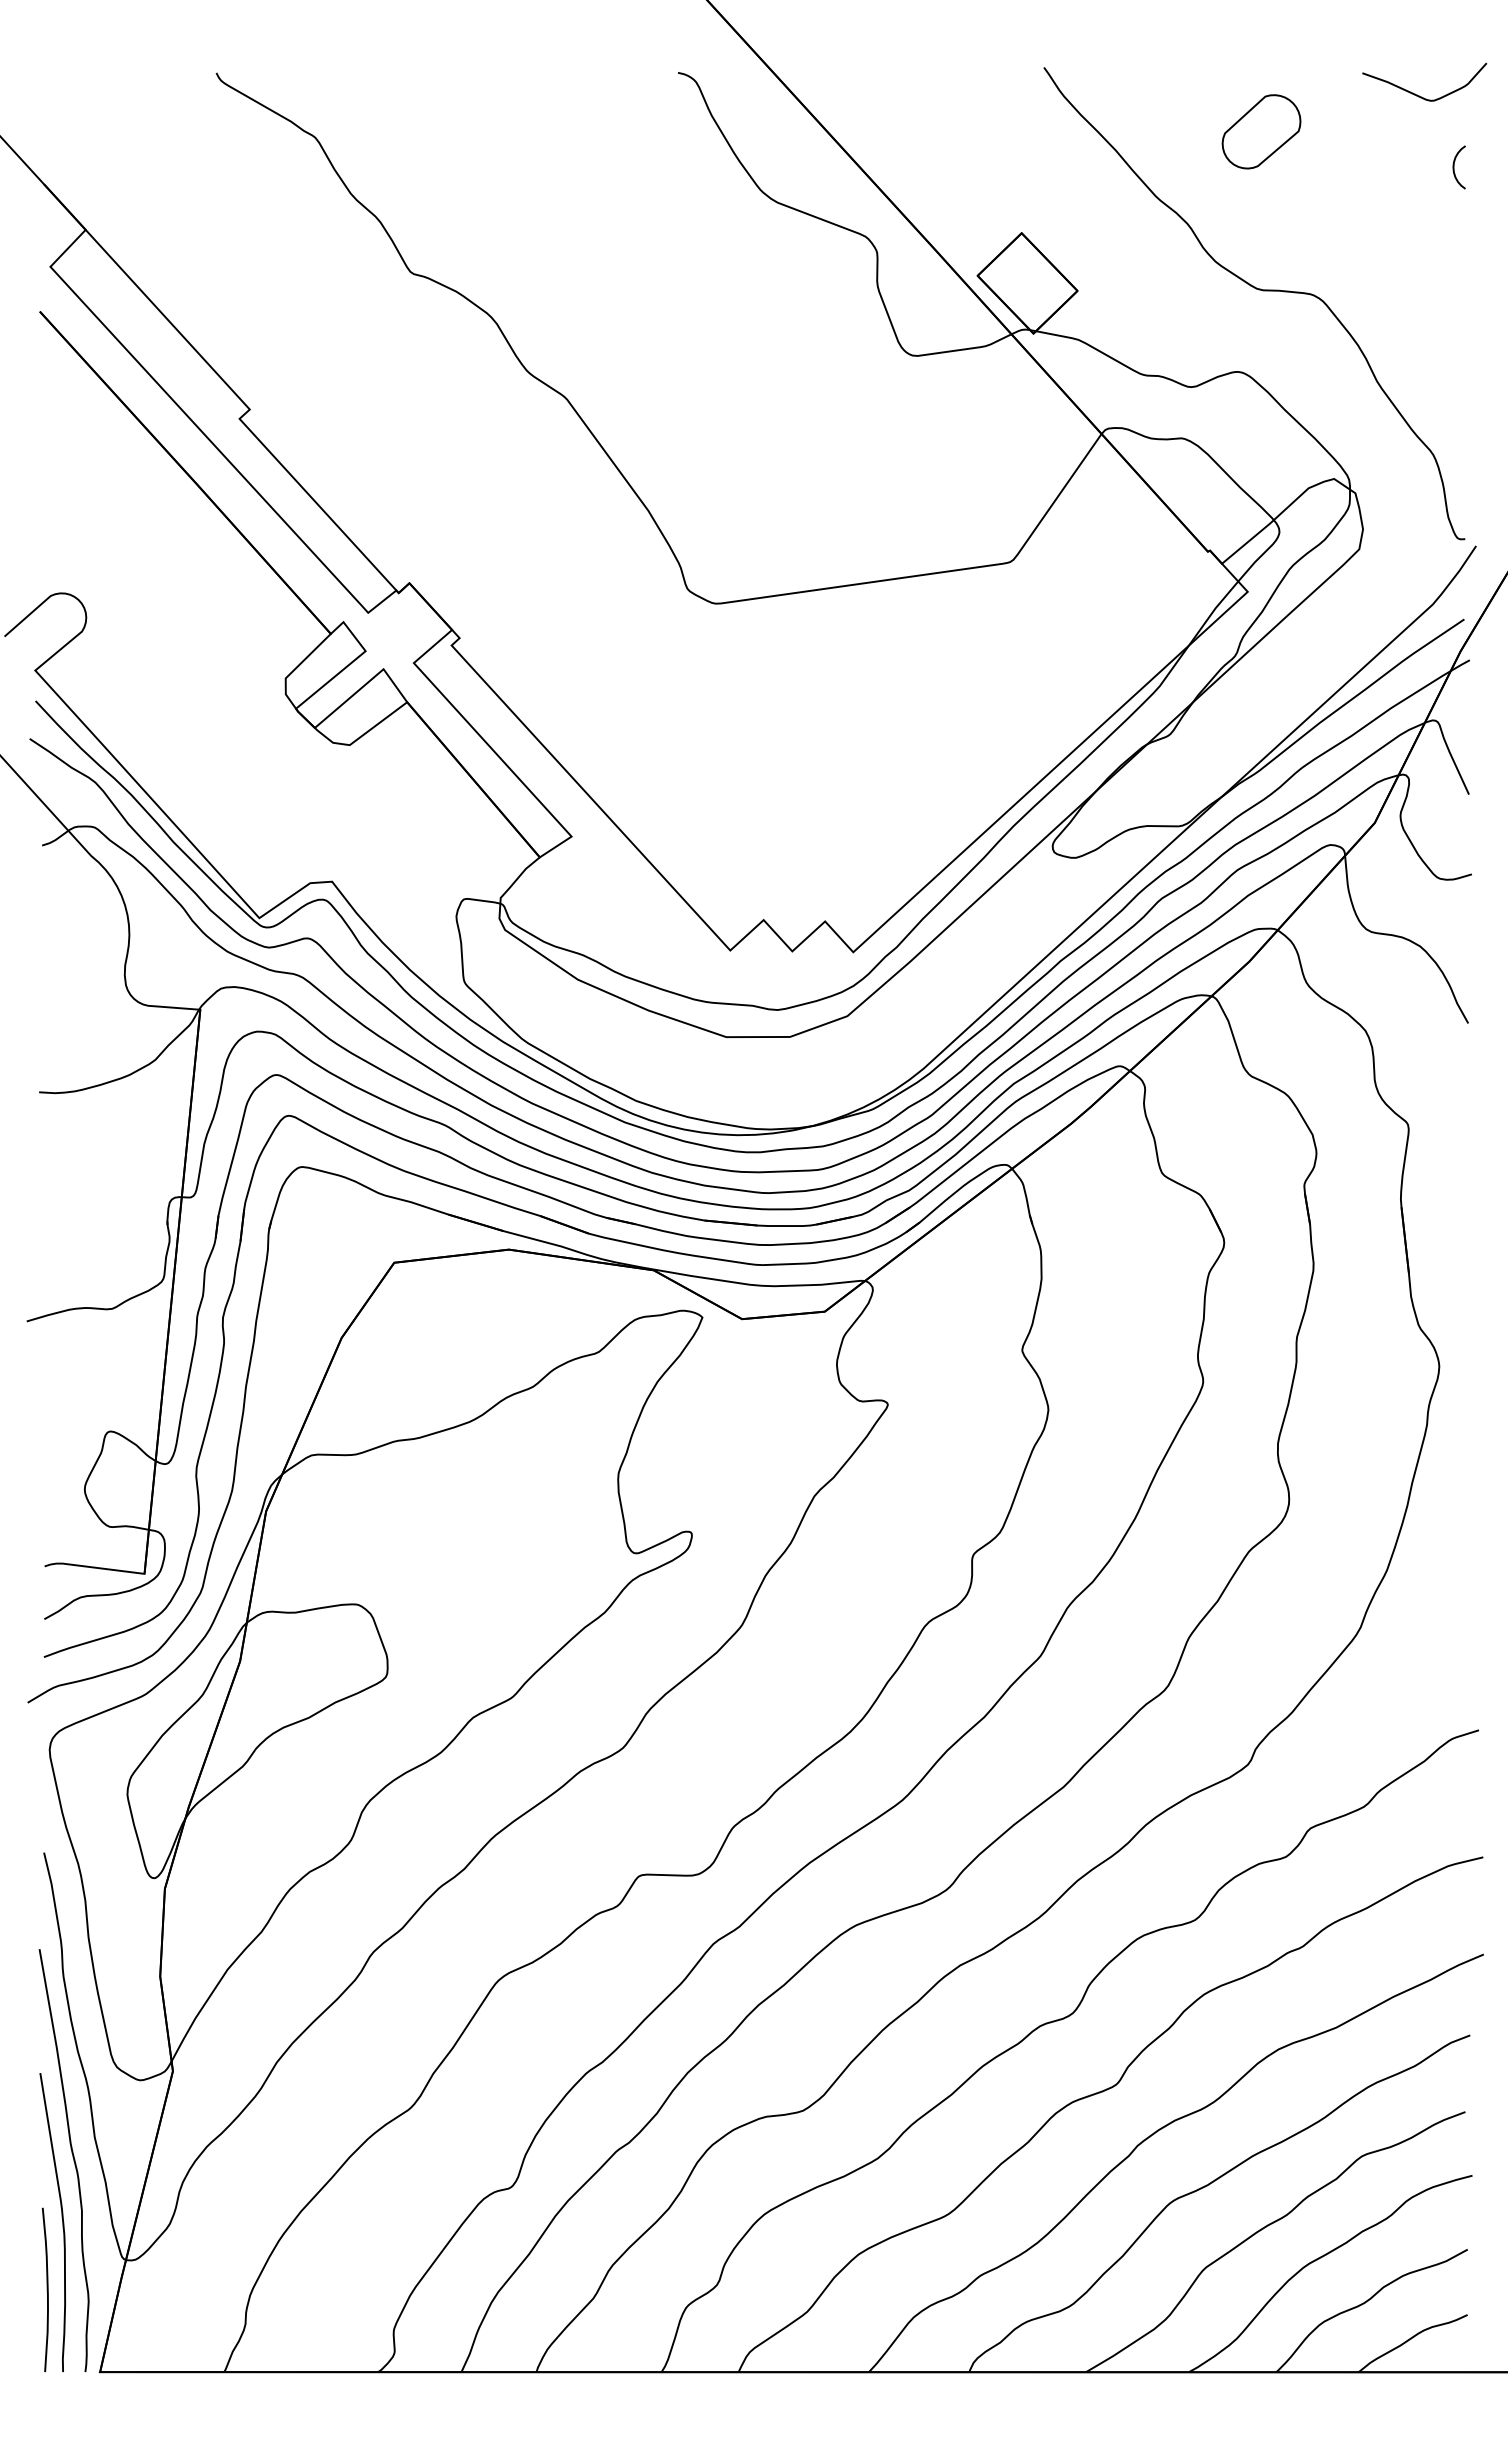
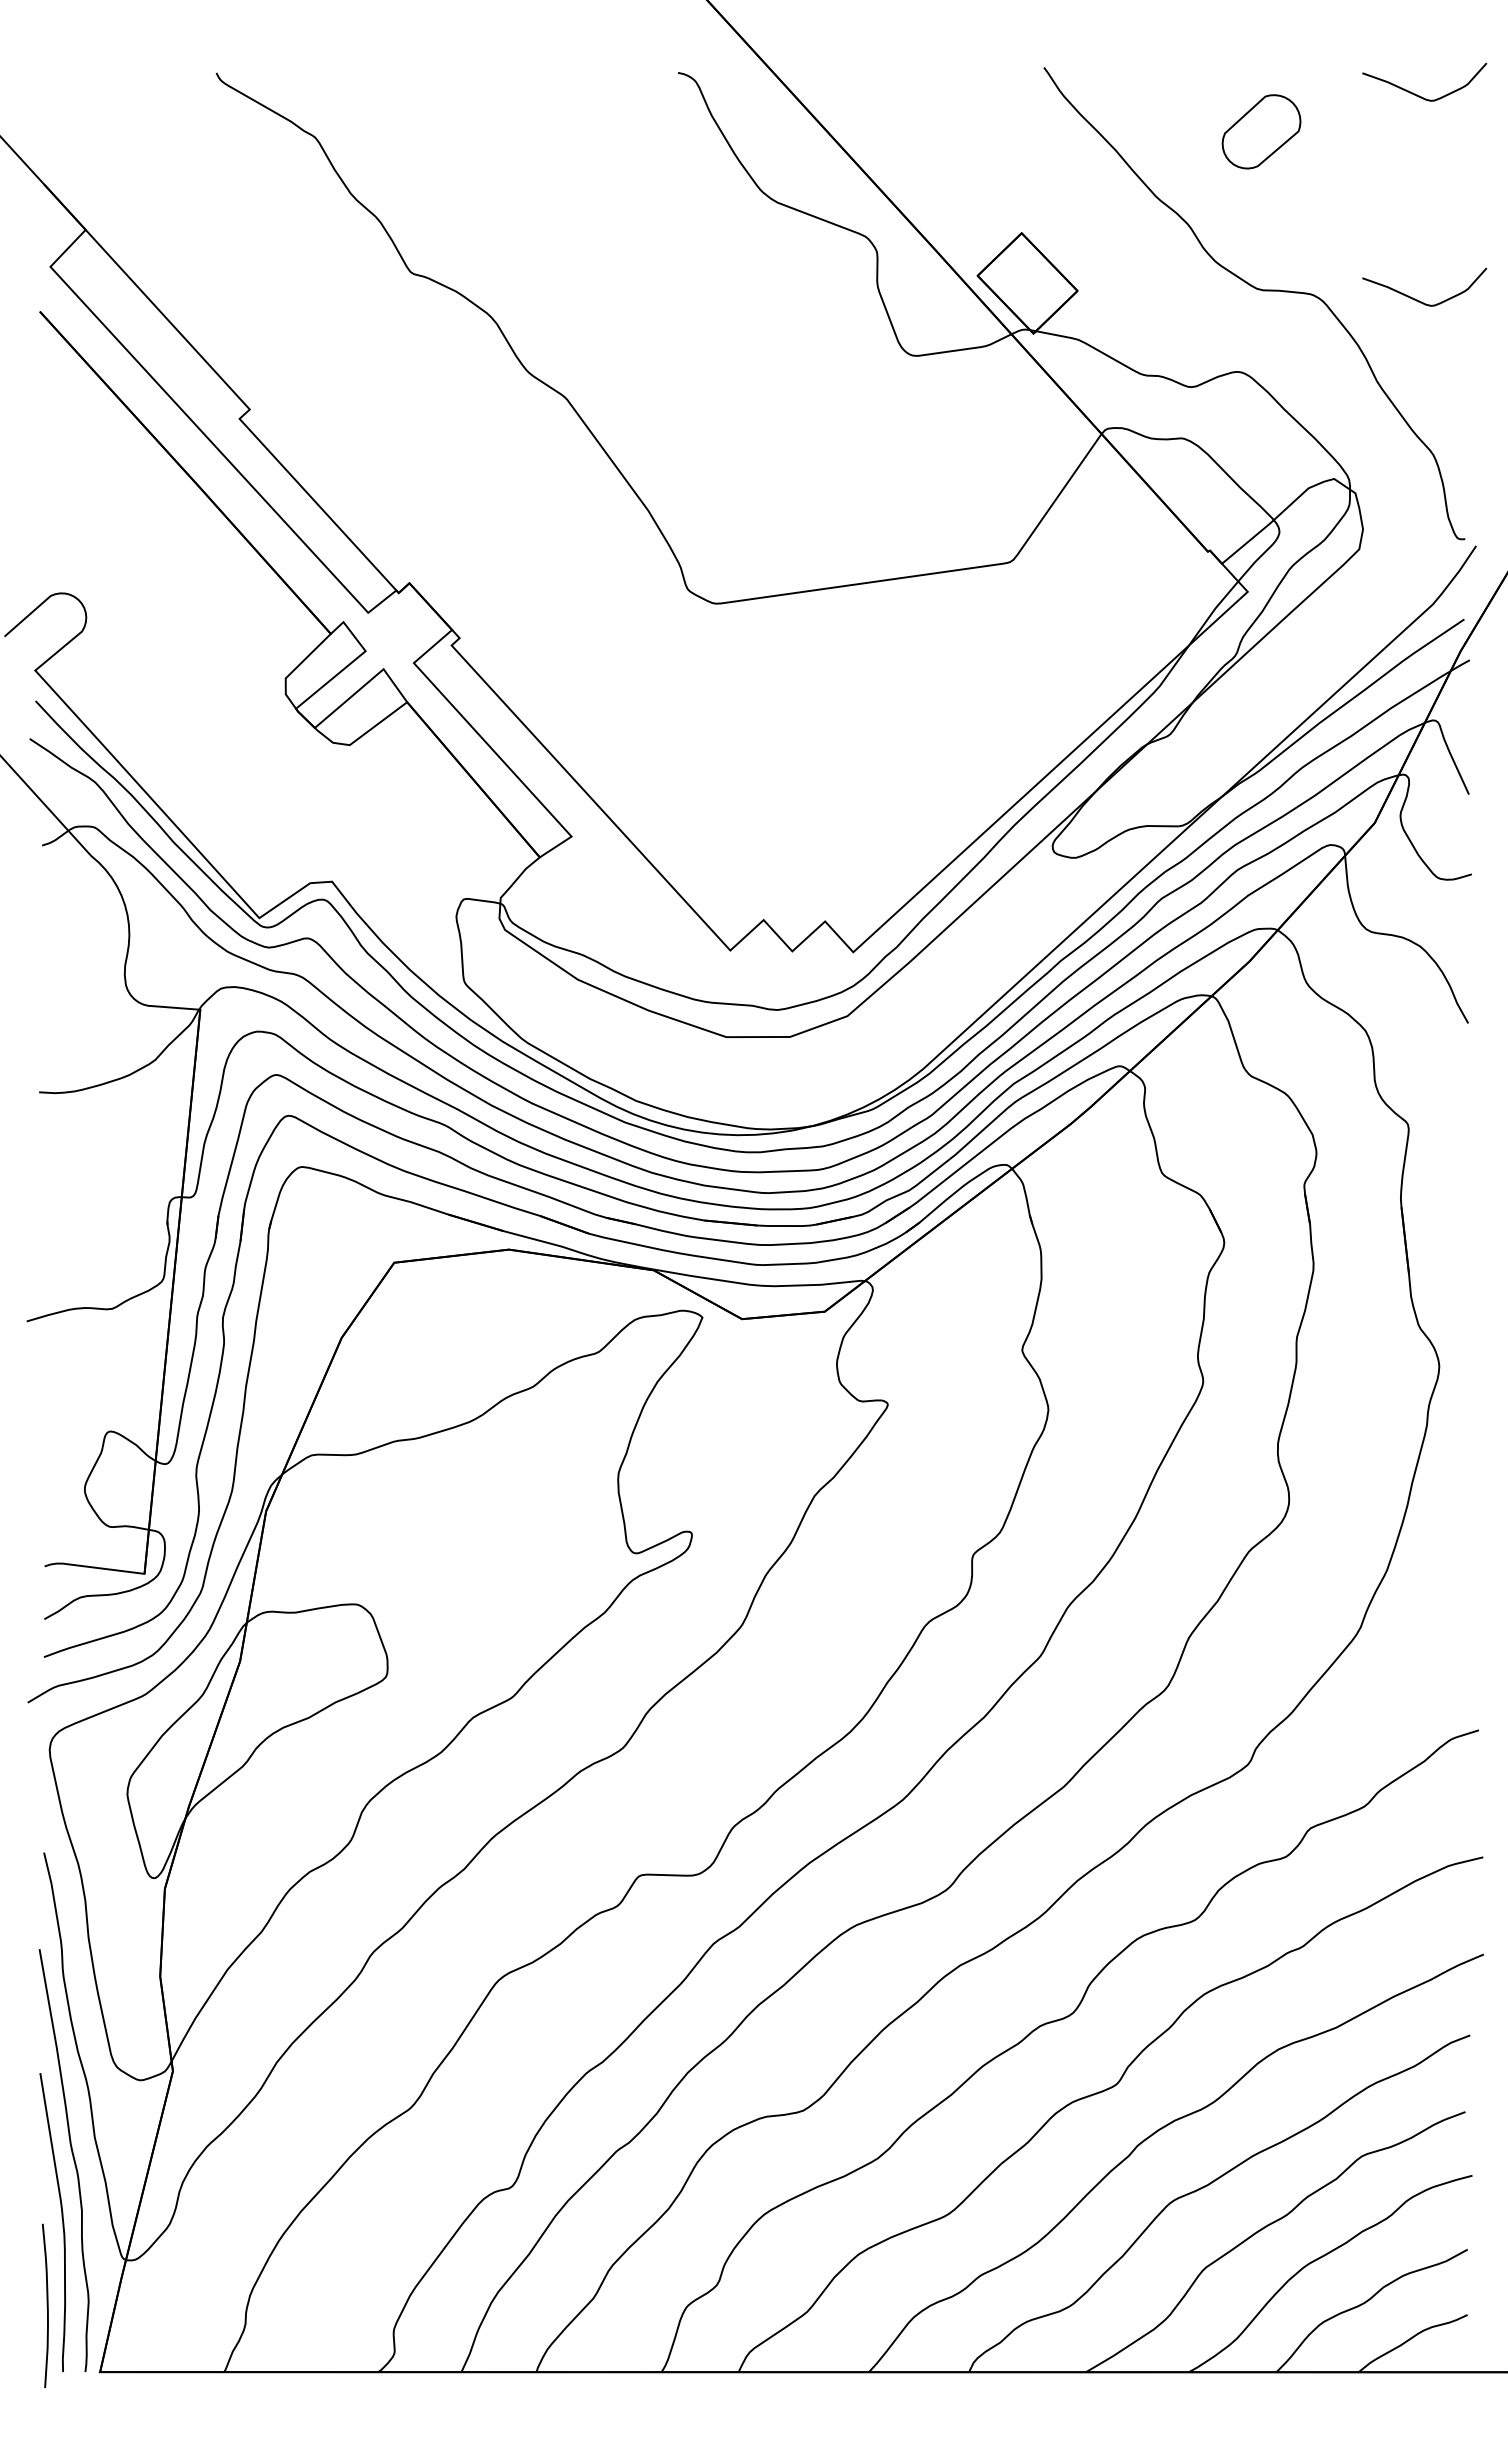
curve: present -> none (1454, 167)
curve: none -> present (1417, 299)
curve position: (46, 2289) -> (46, 2305) (46, 2305)
